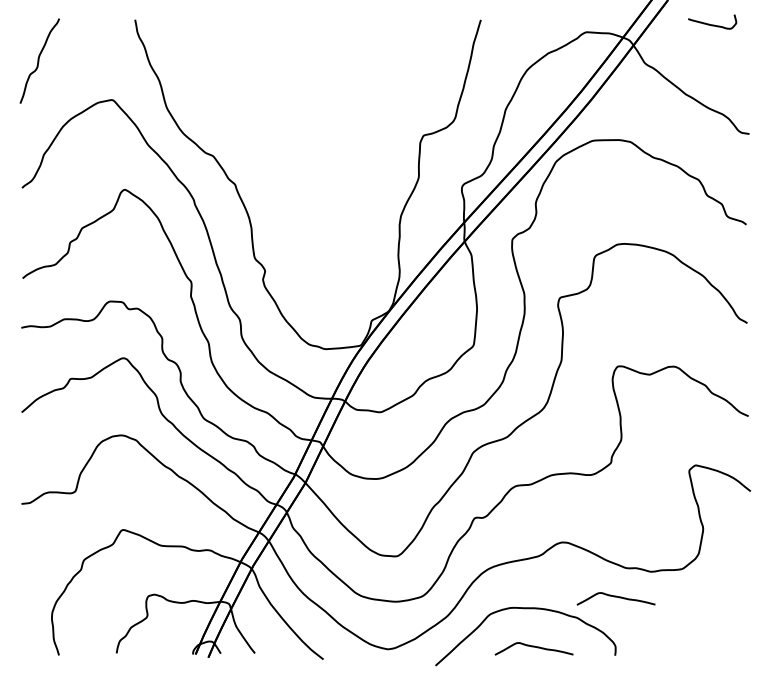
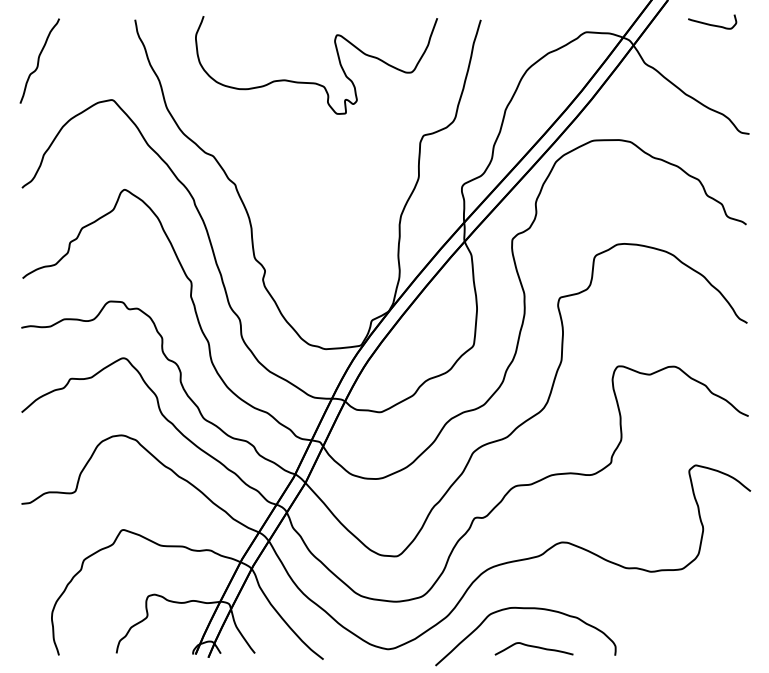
curve: none -> present (316, 82)
curve: present -> none (615, 597)
